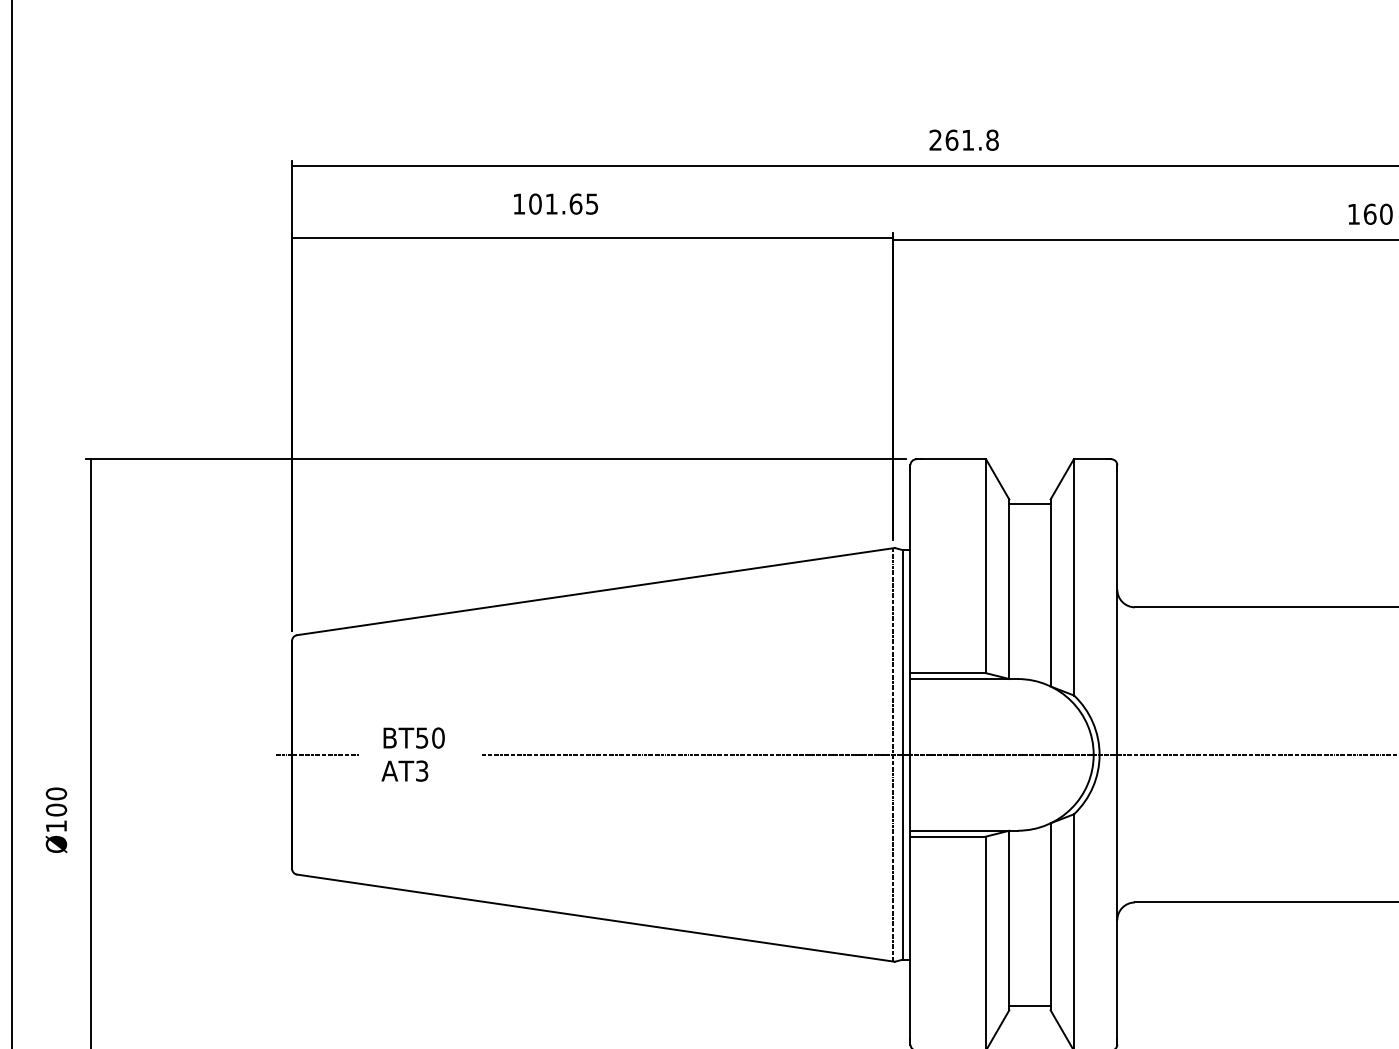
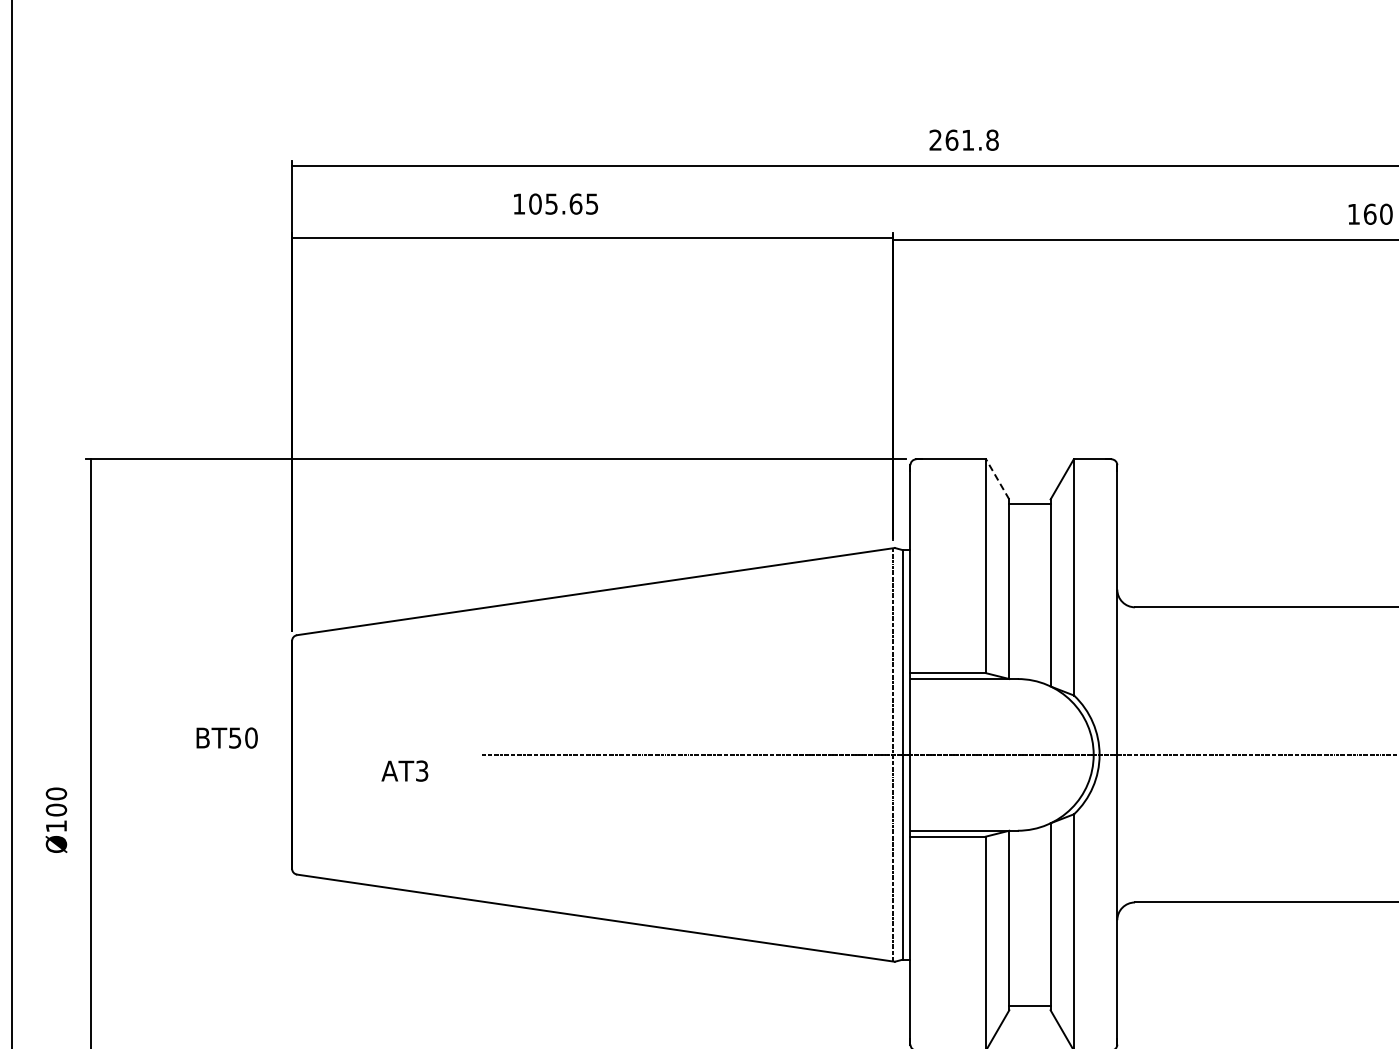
text: 101.65 -> 105.65 (551, 203)
line: solid -> dashed (997, 478)
text position: (413, 737) -> (226, 737) (226, 737)
line: present -> none (317, 754)
